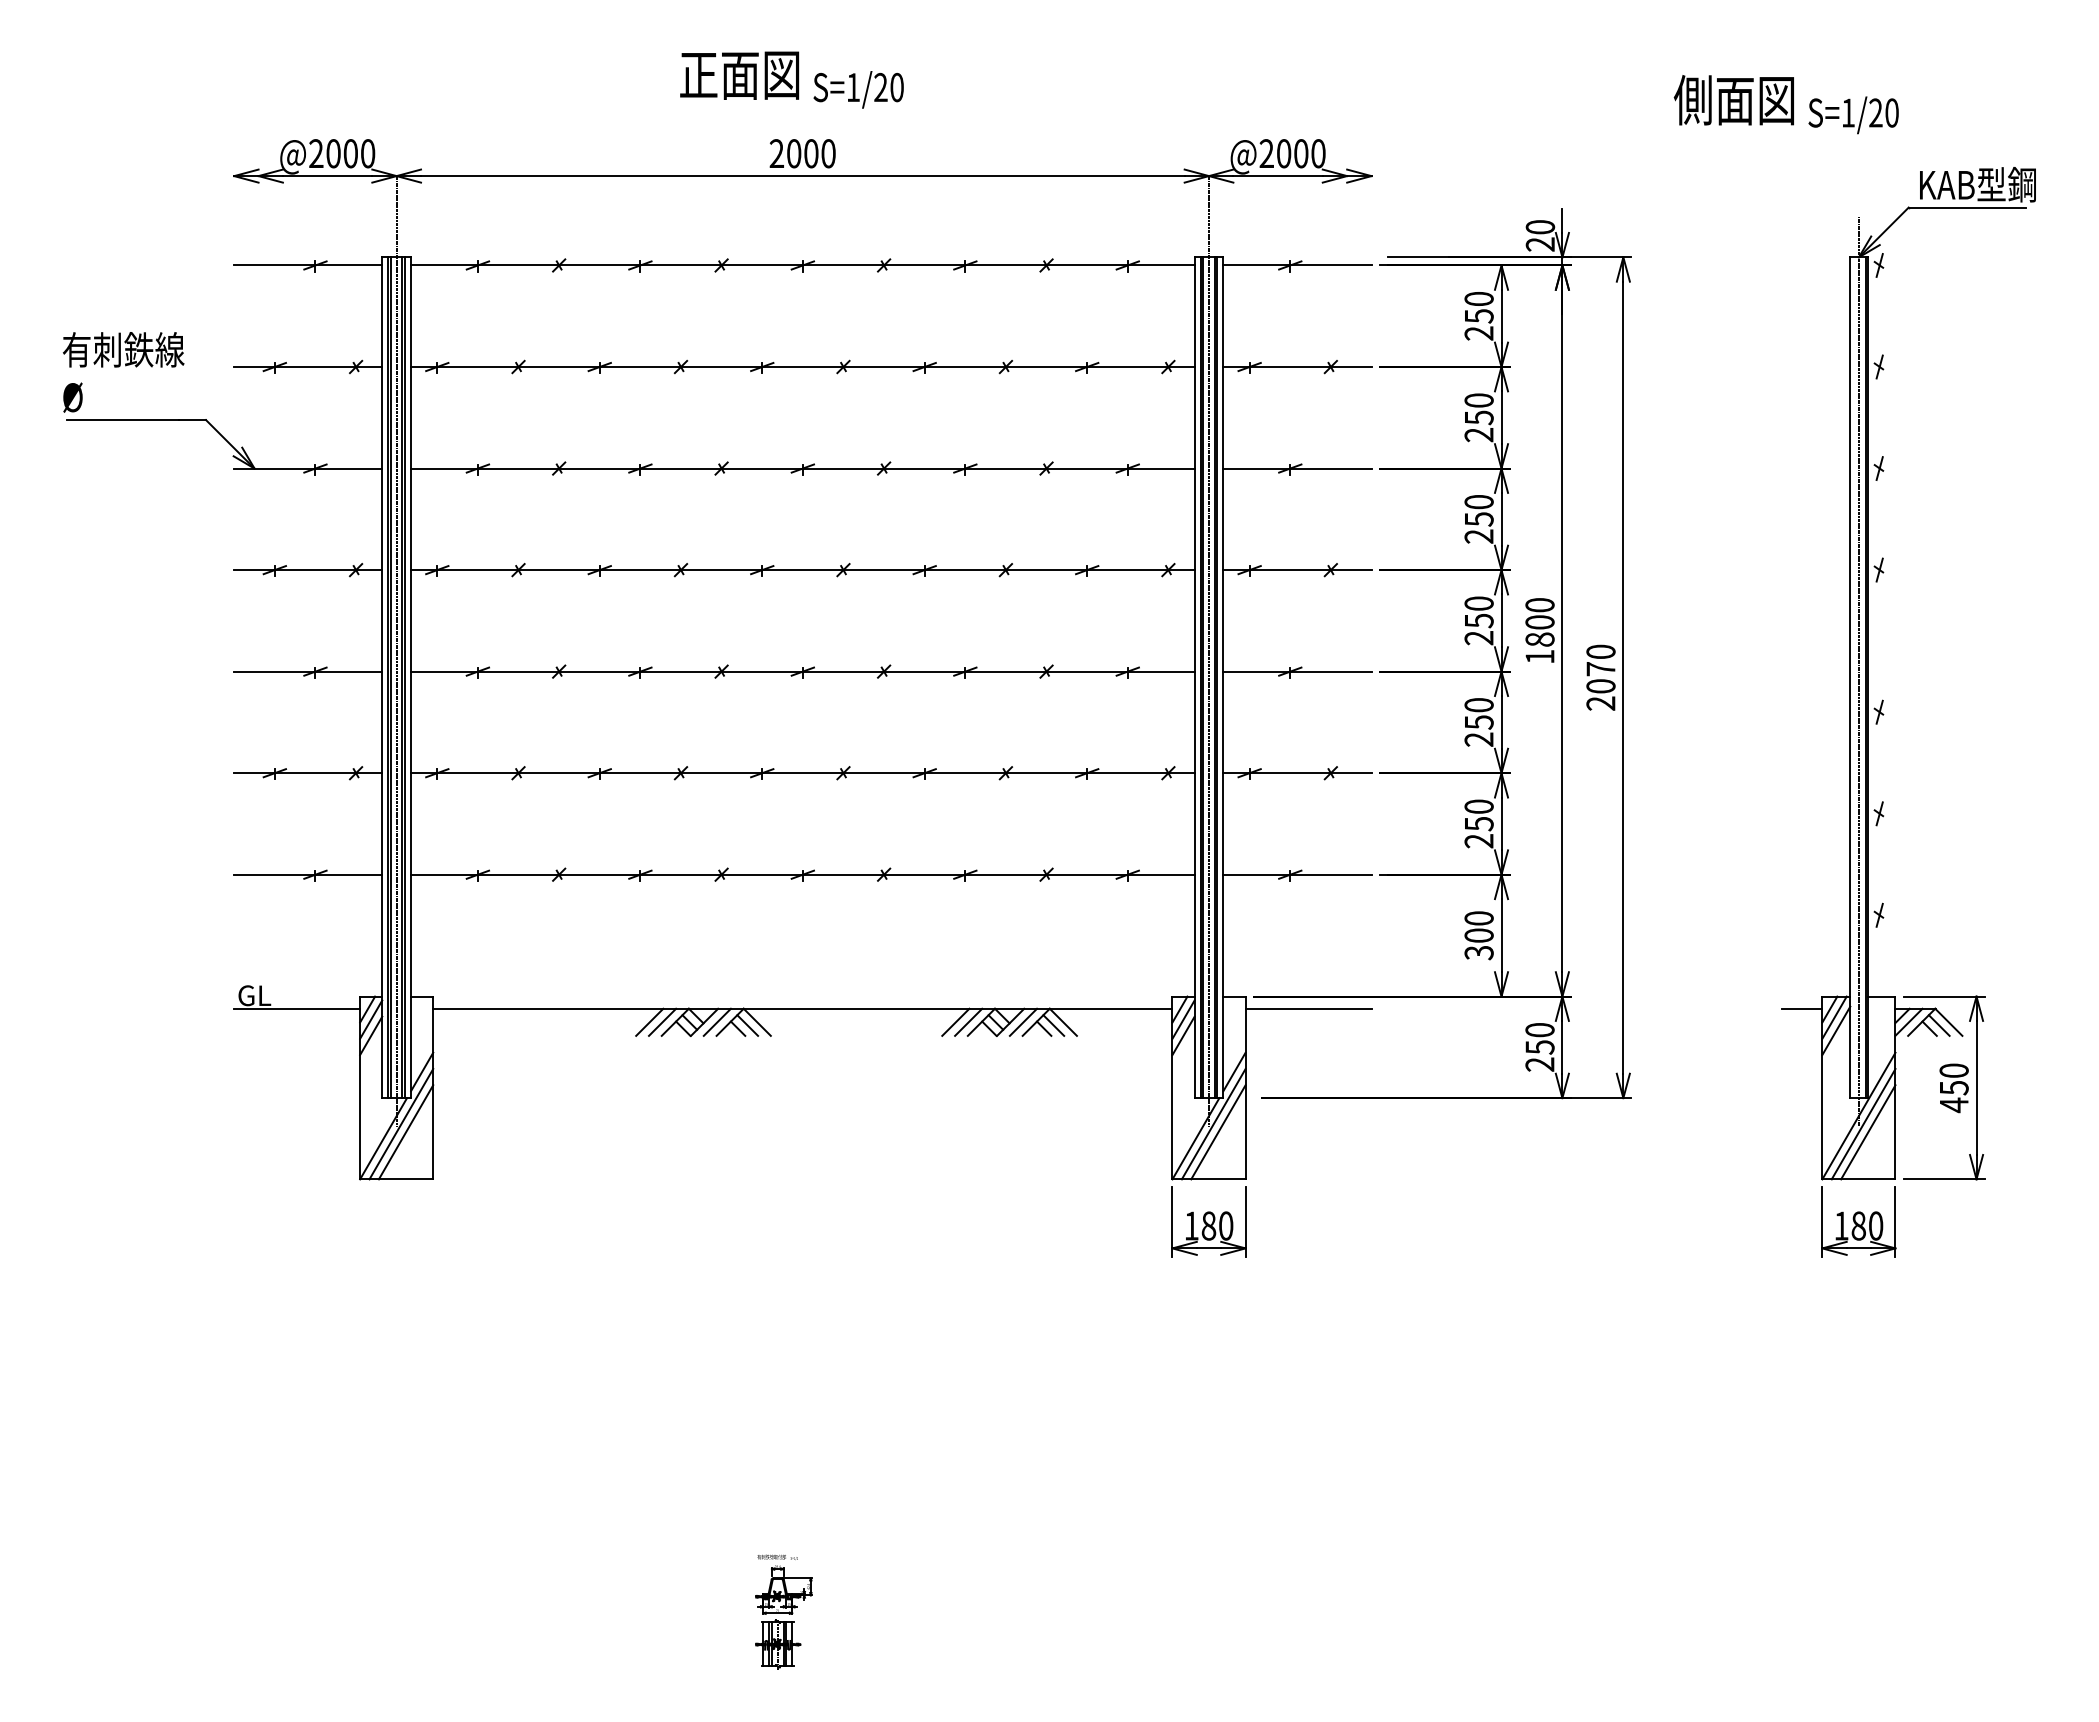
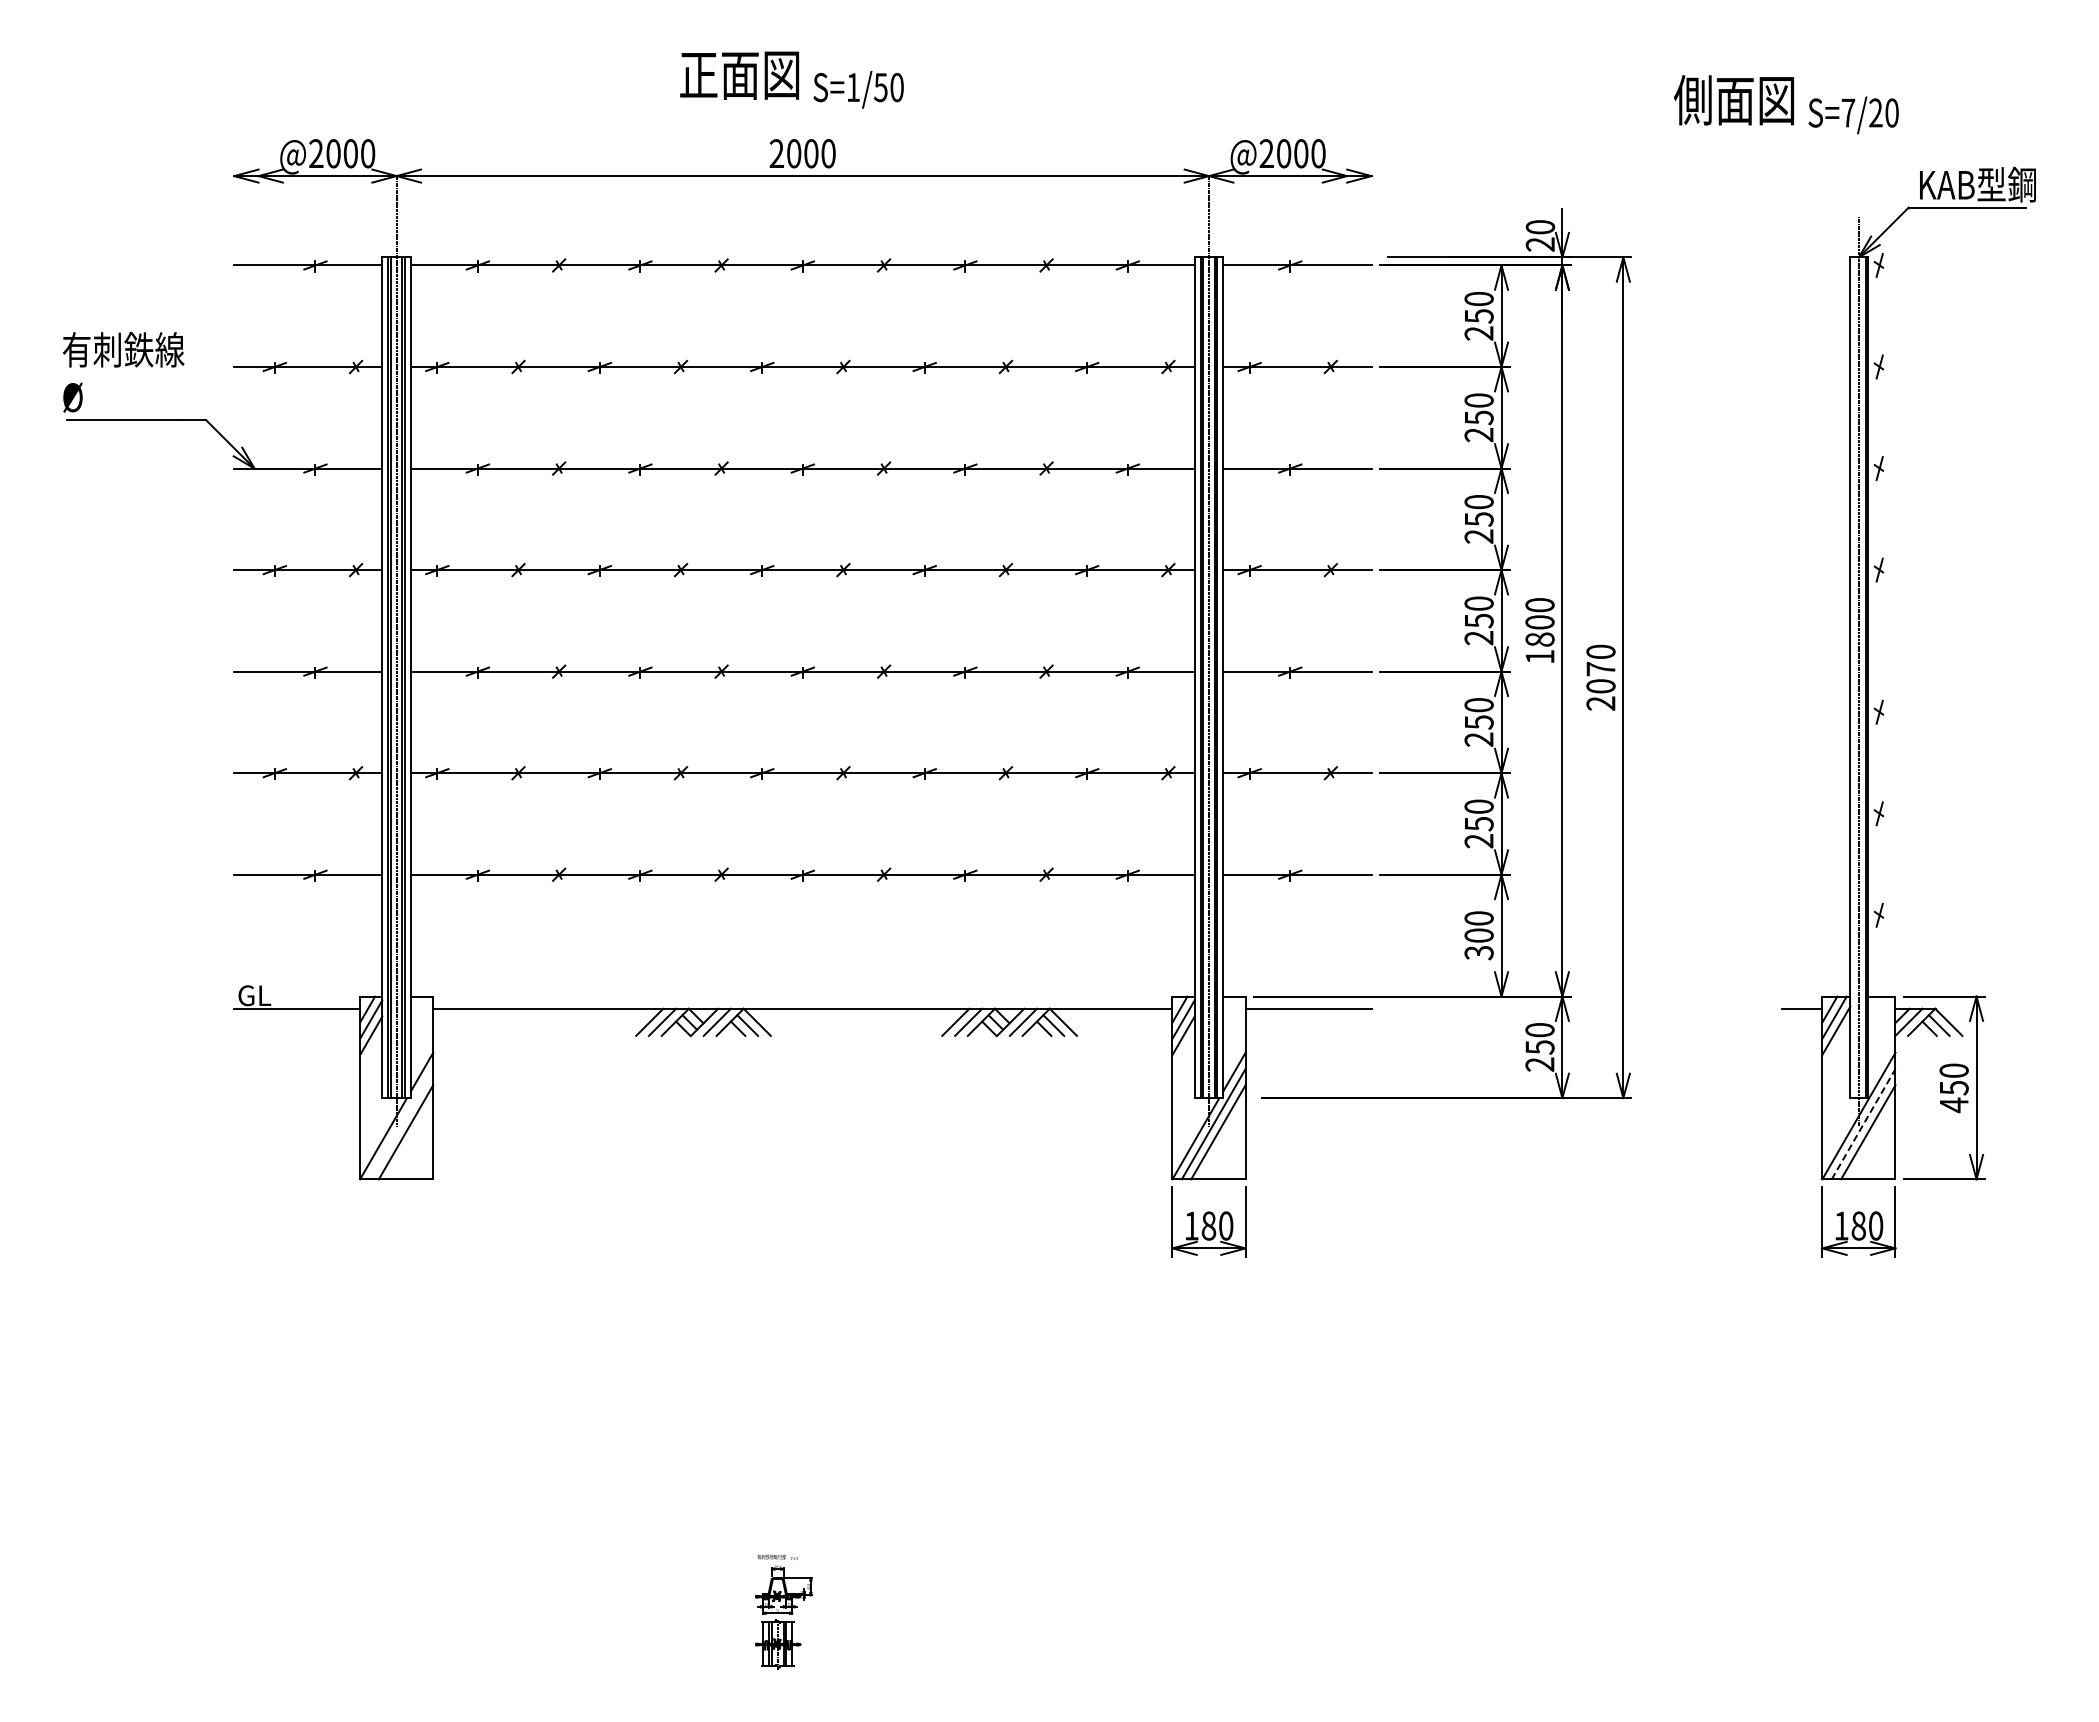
text: S=1/20 -> S=1/50 (880, 87)
text: S=1/20 -> S=7/20 (1848, 112)
line: present -> none (401, 1123)
line: solid -> dashed (1863, 1124)
